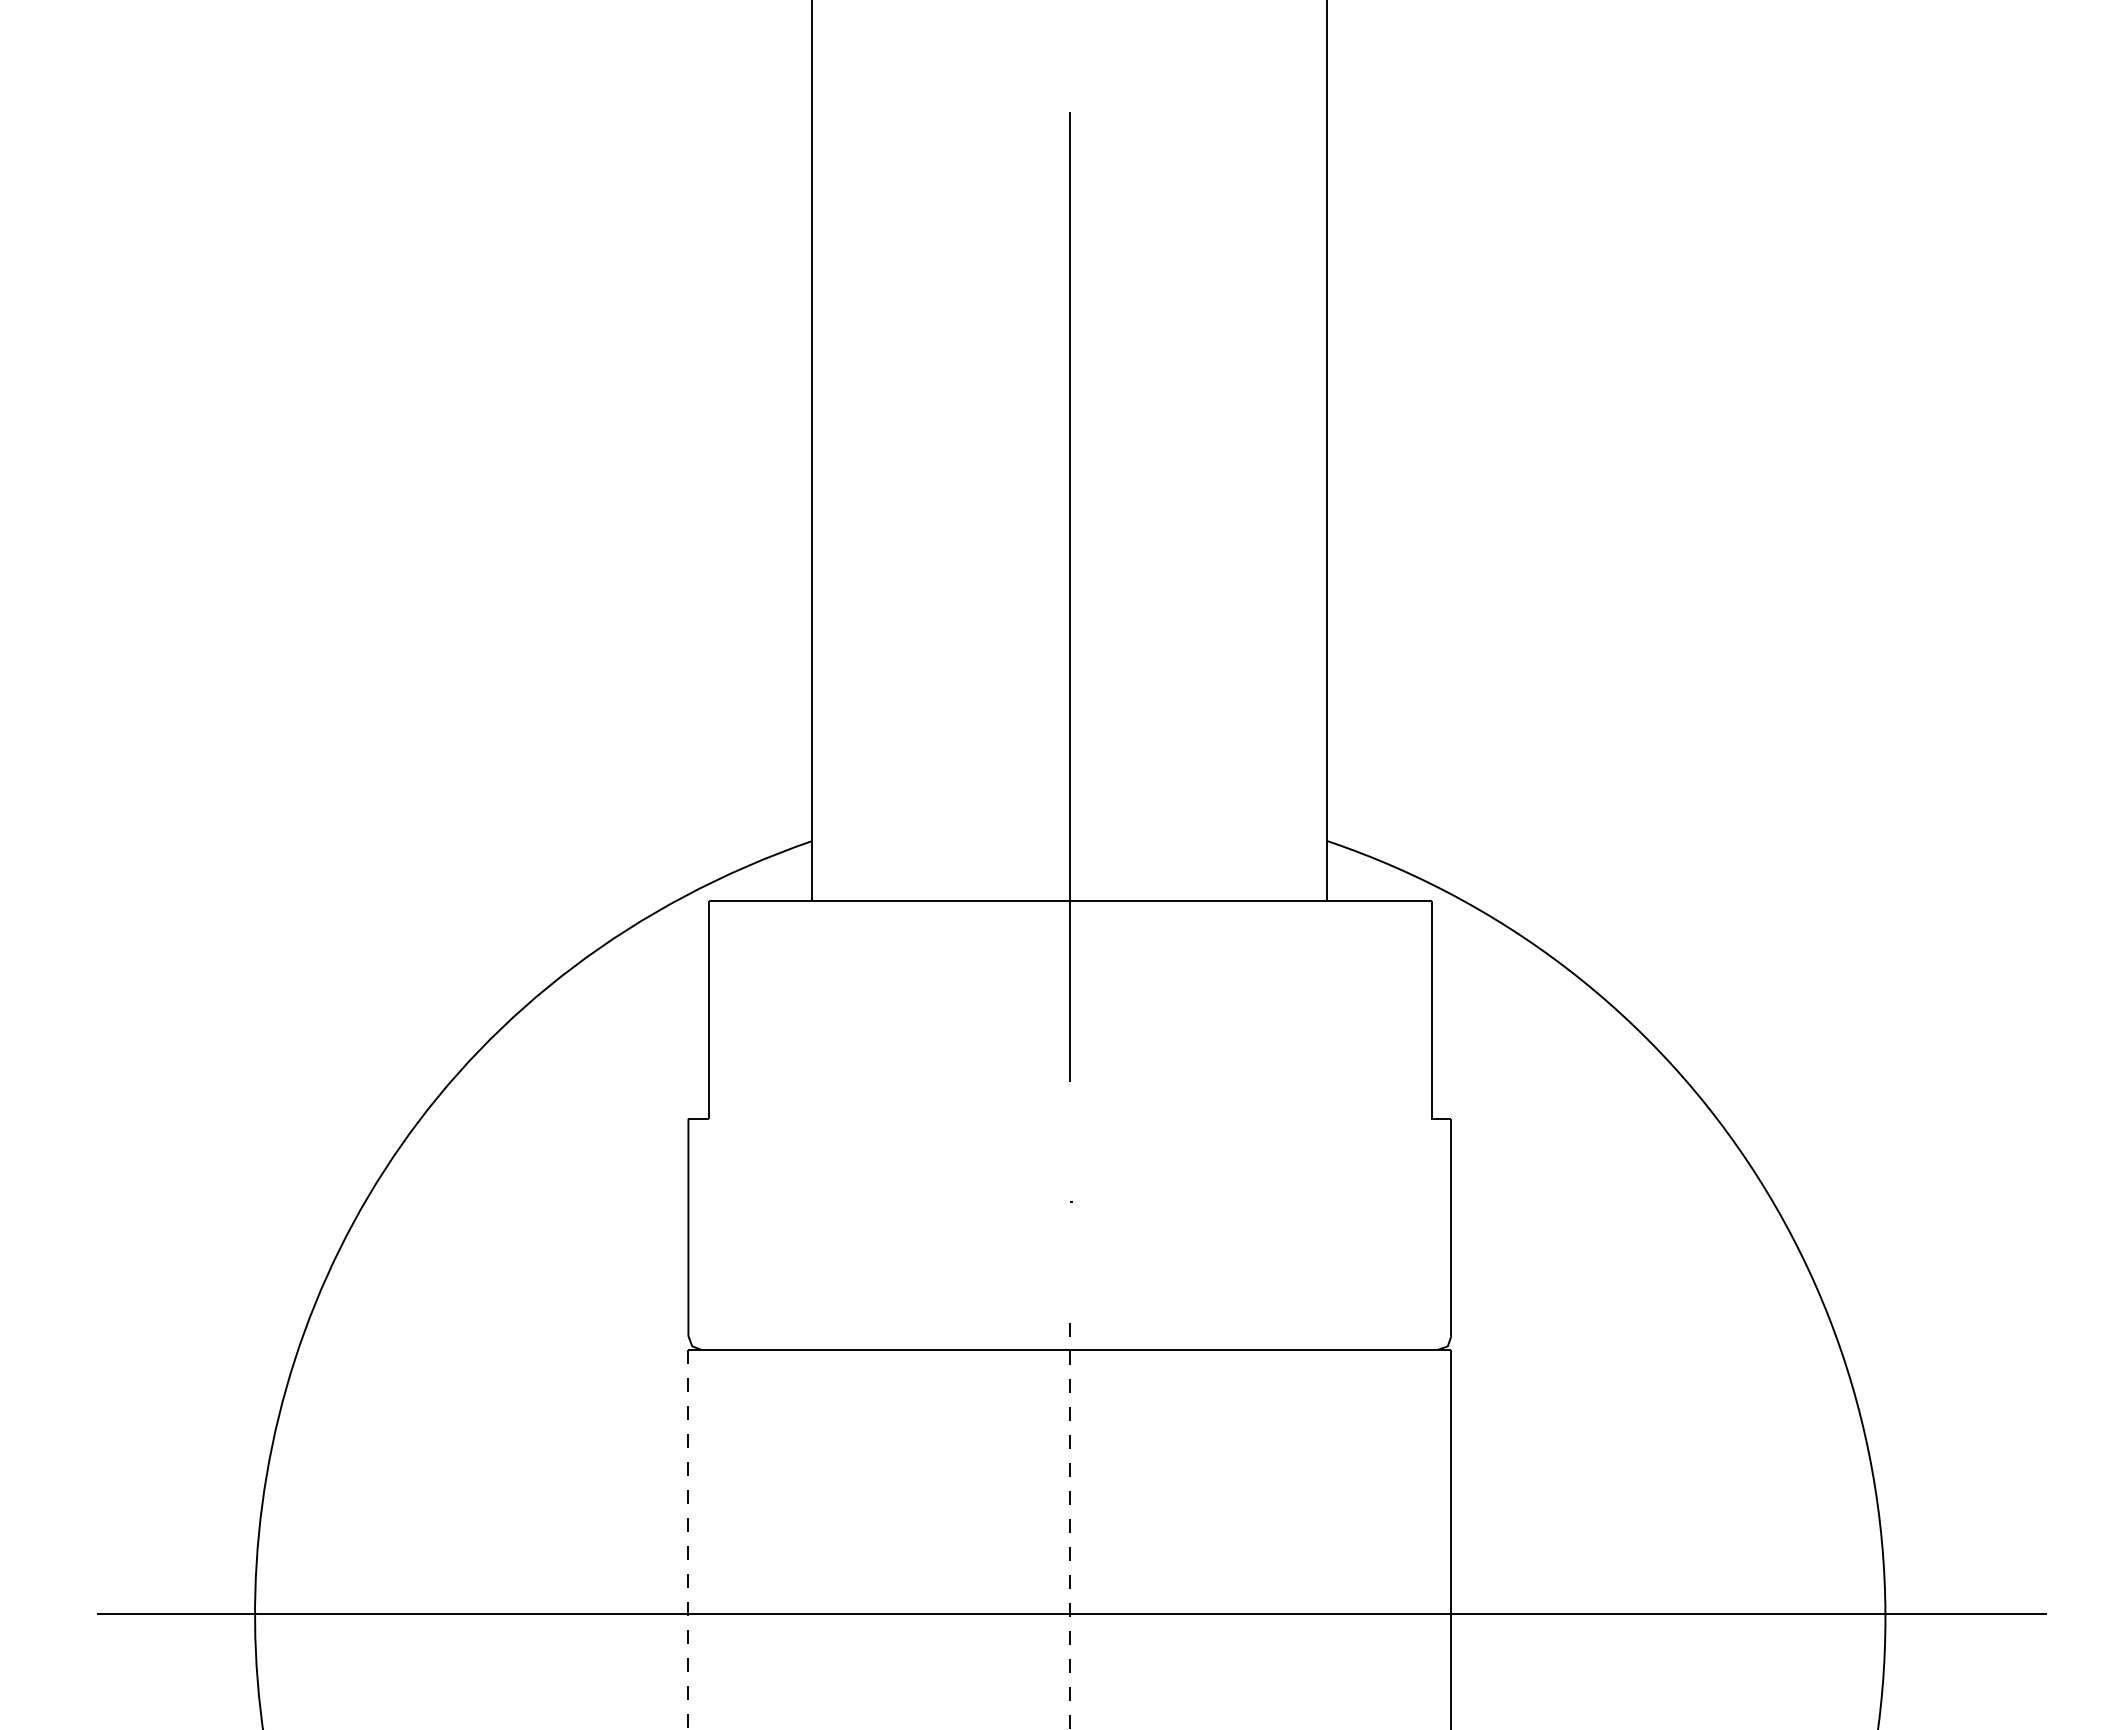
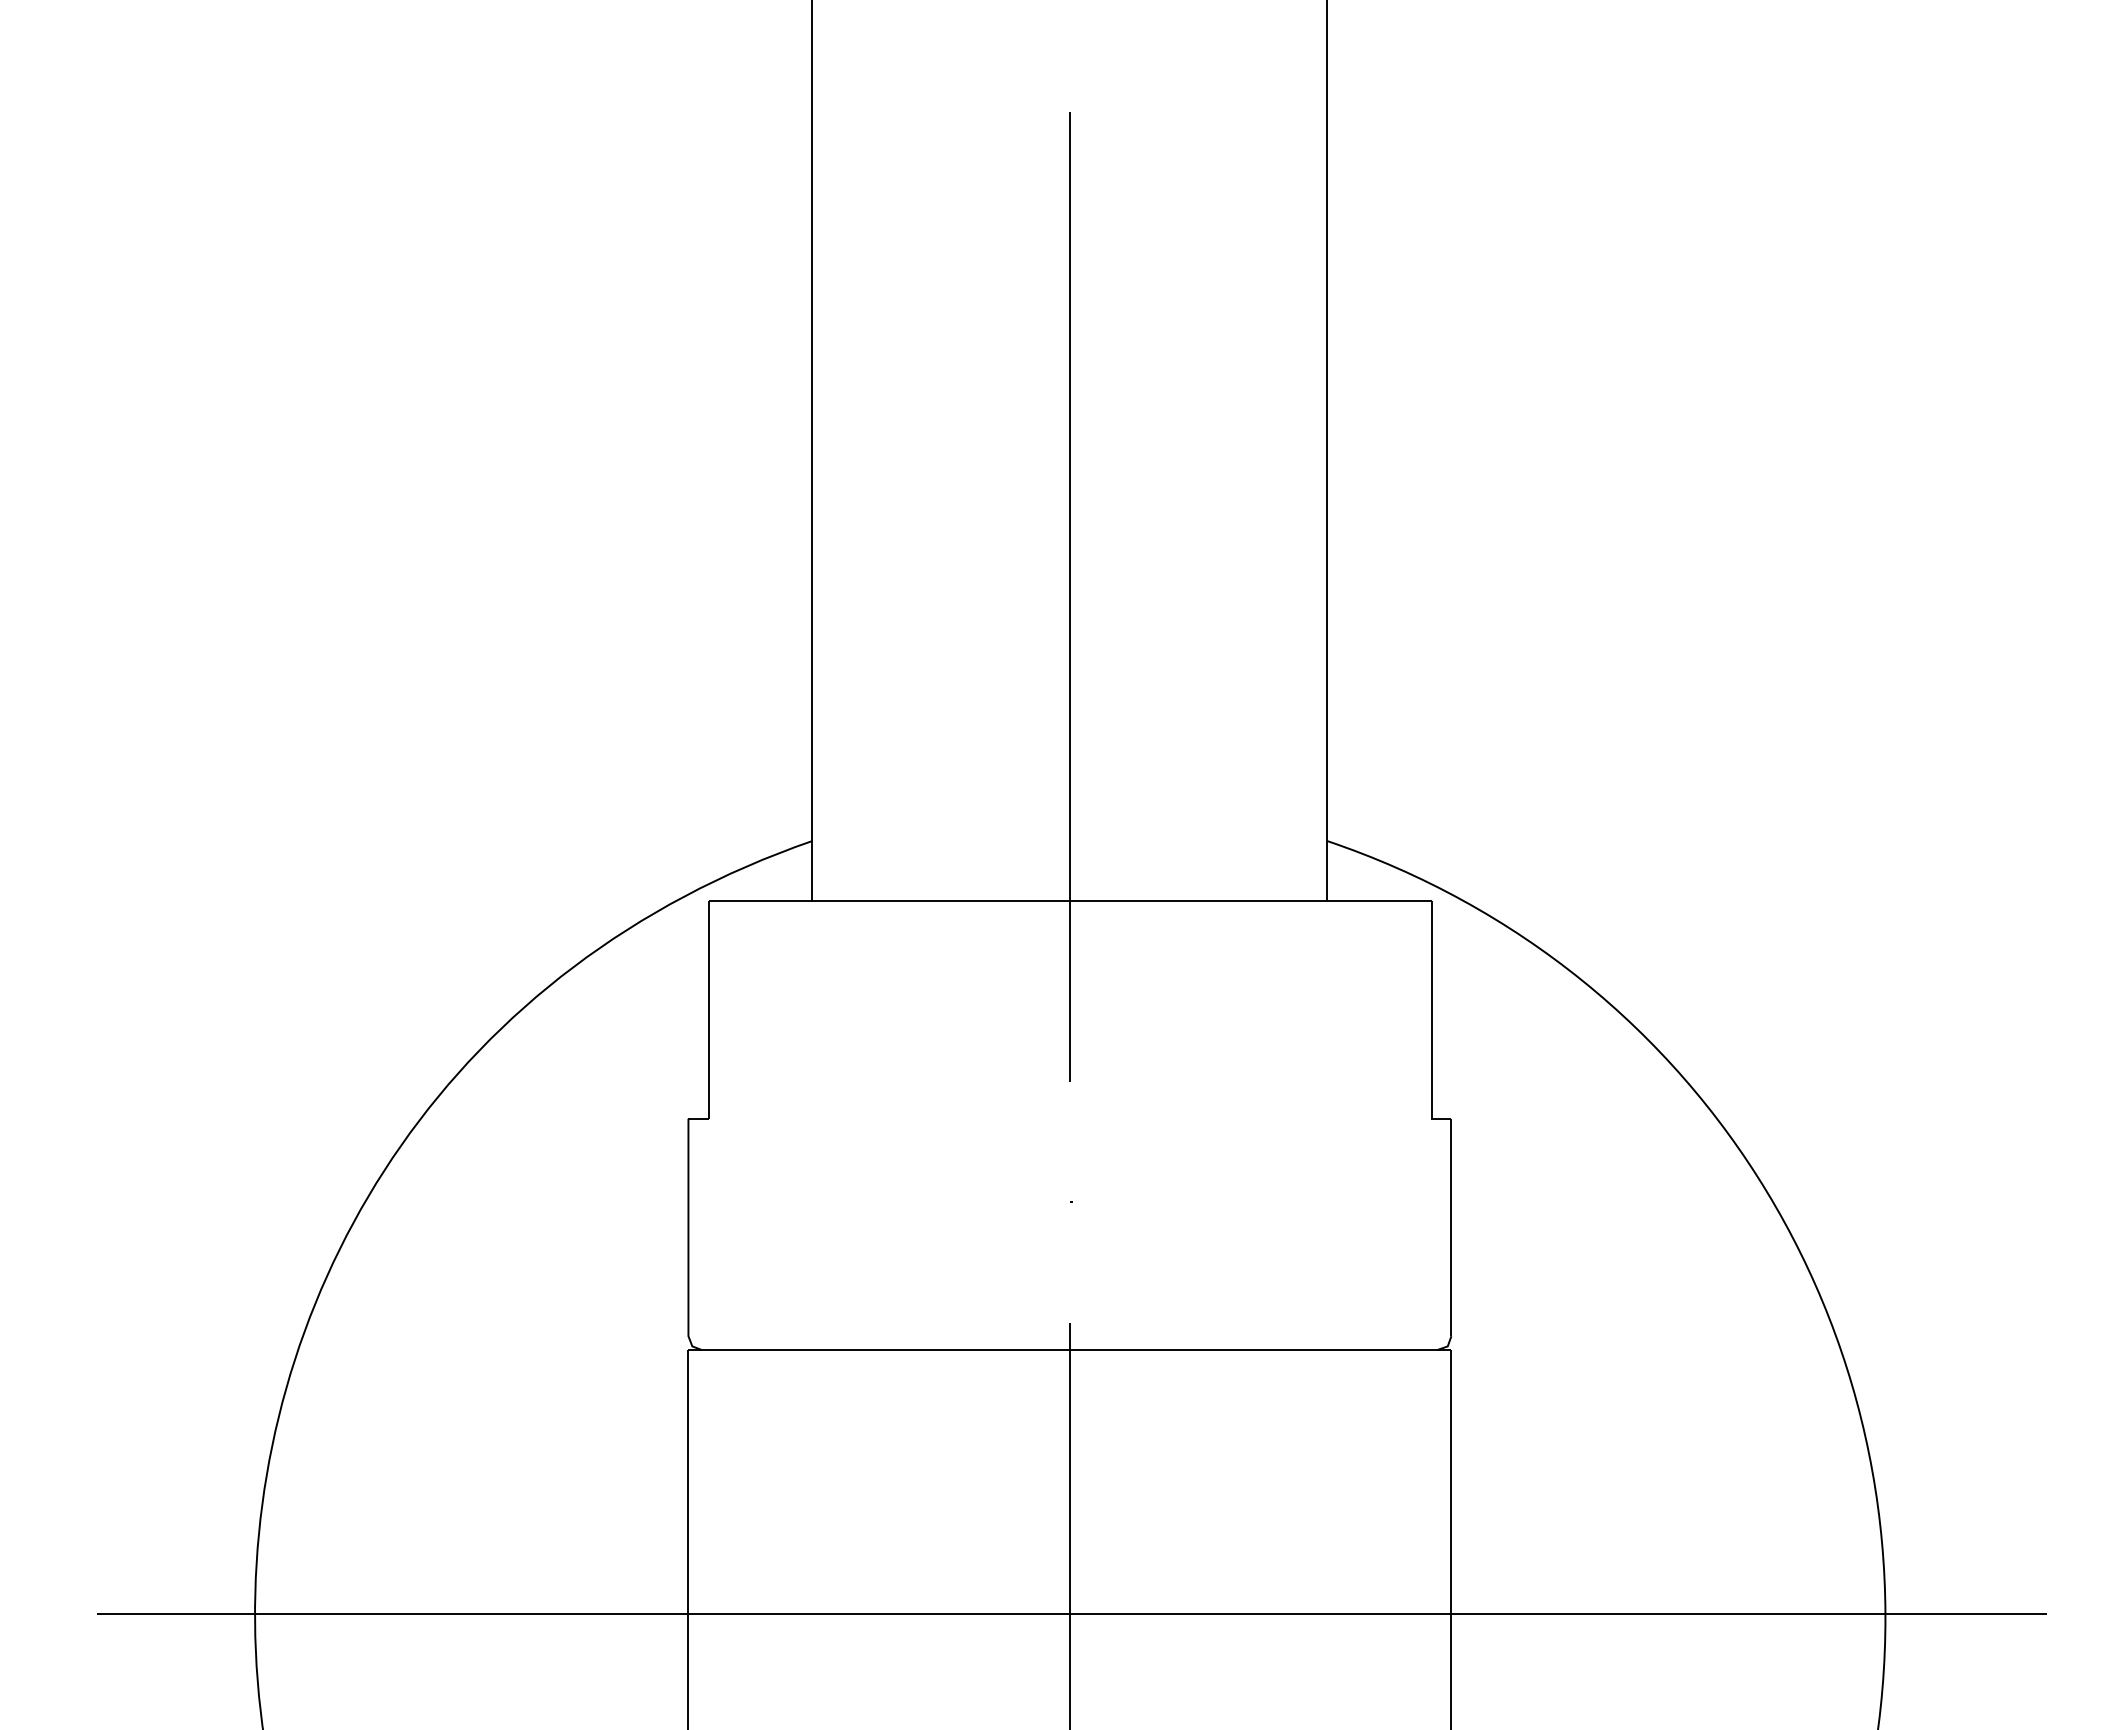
line: dashed -> solid (1069, 1526)
line: dashed -> solid (688, 1539)
